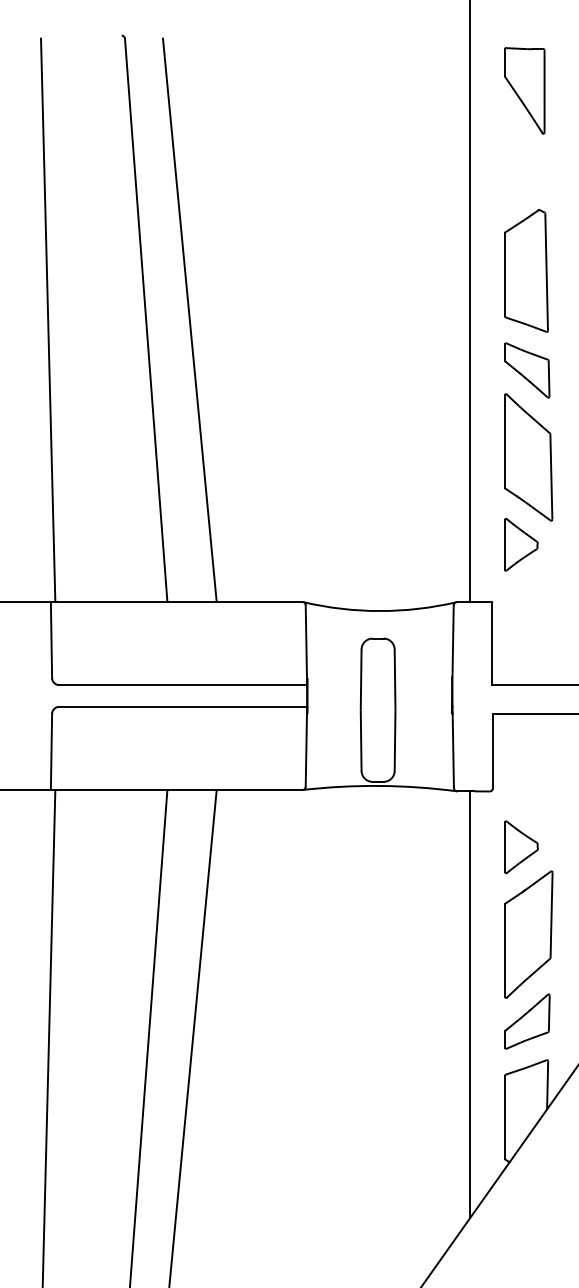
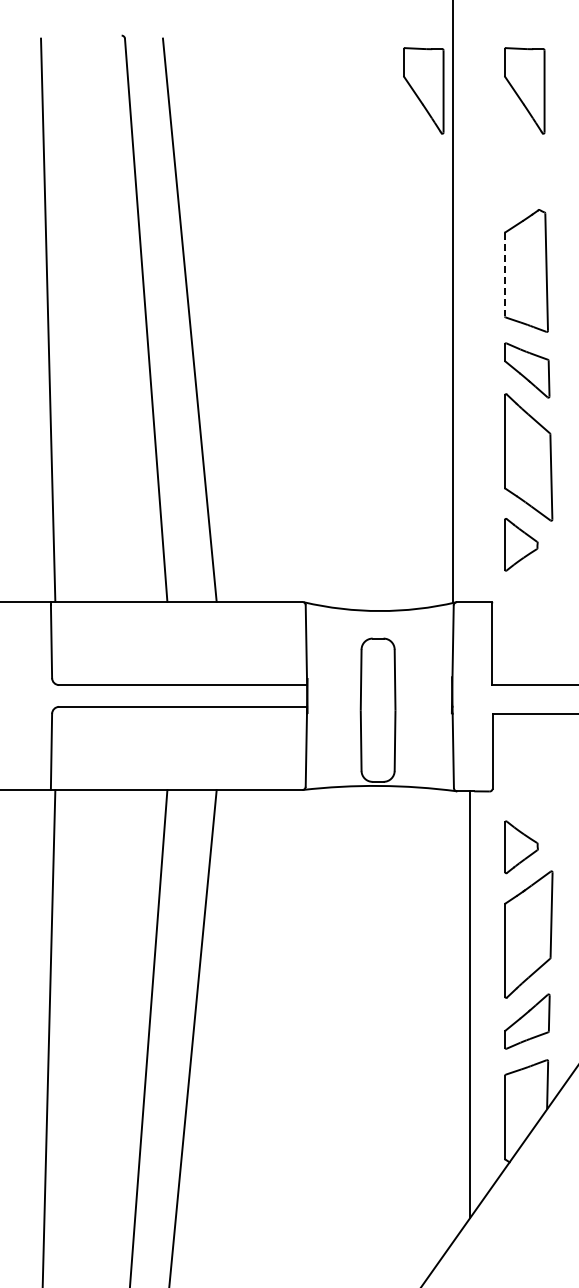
part: none -> present (423, 90)
line: solid -> dashed (504, 274)
line position: (469, 302) -> (452, 302) (452, 302)
